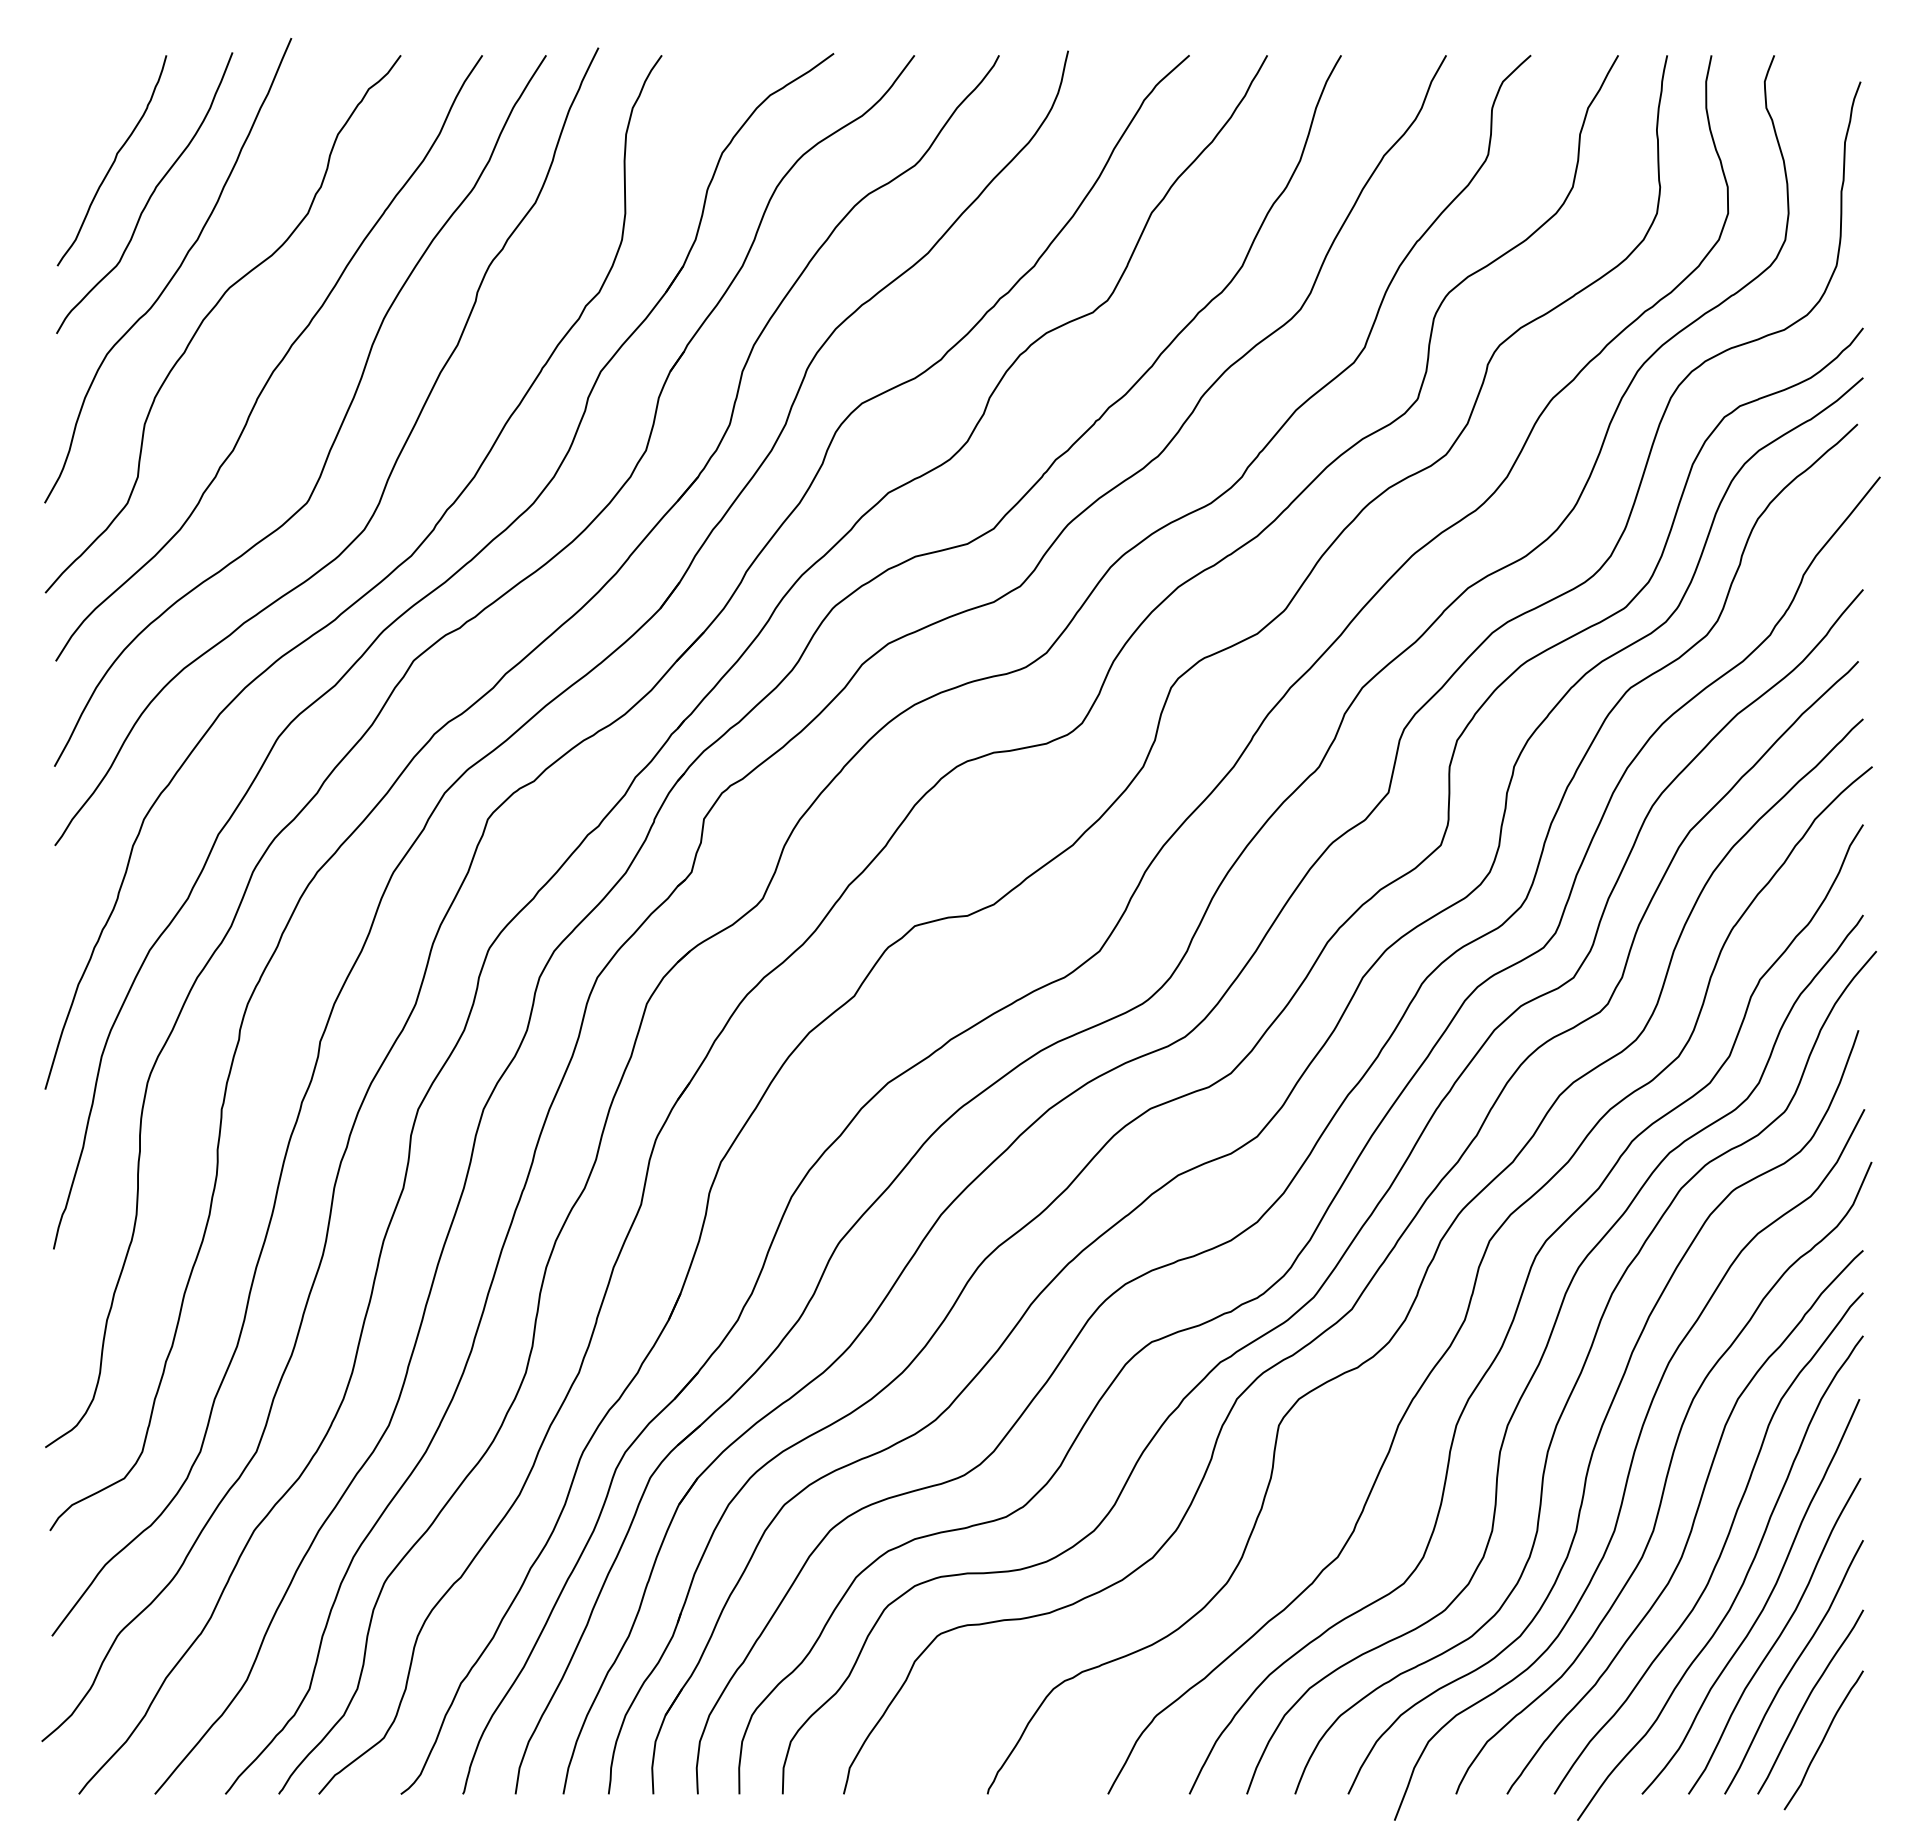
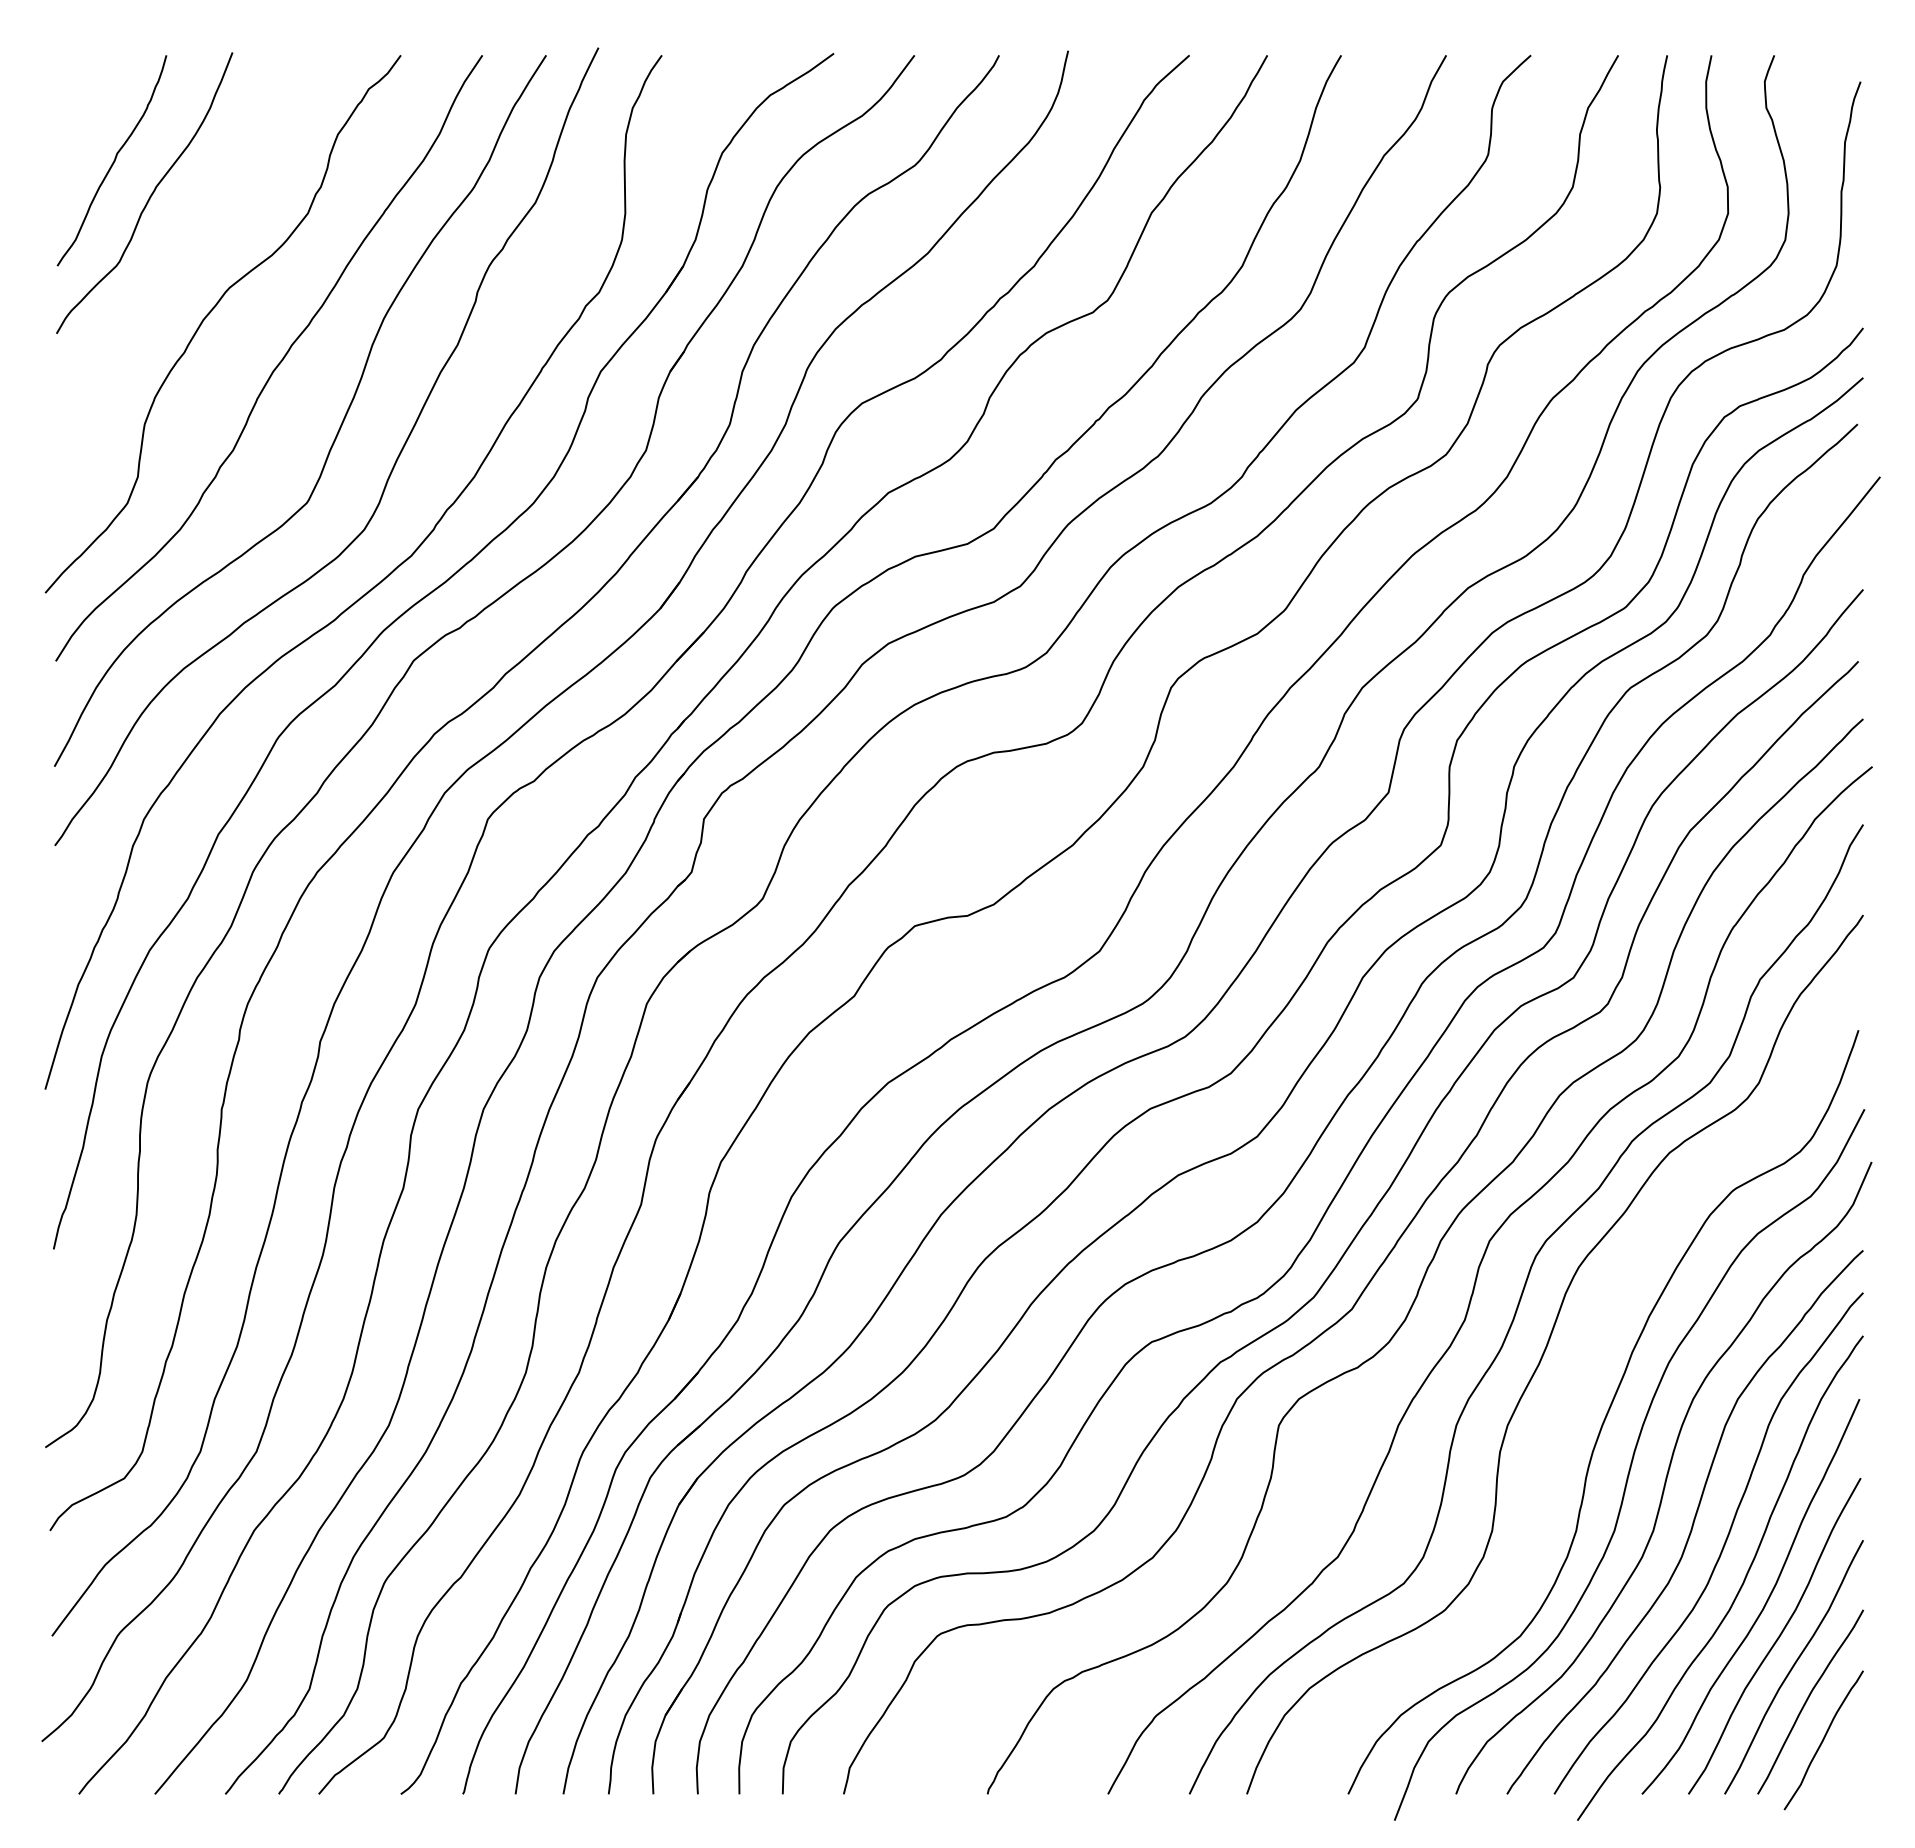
curve: present -> none (174, 272)
curve: present -> none (1582, 1372)
